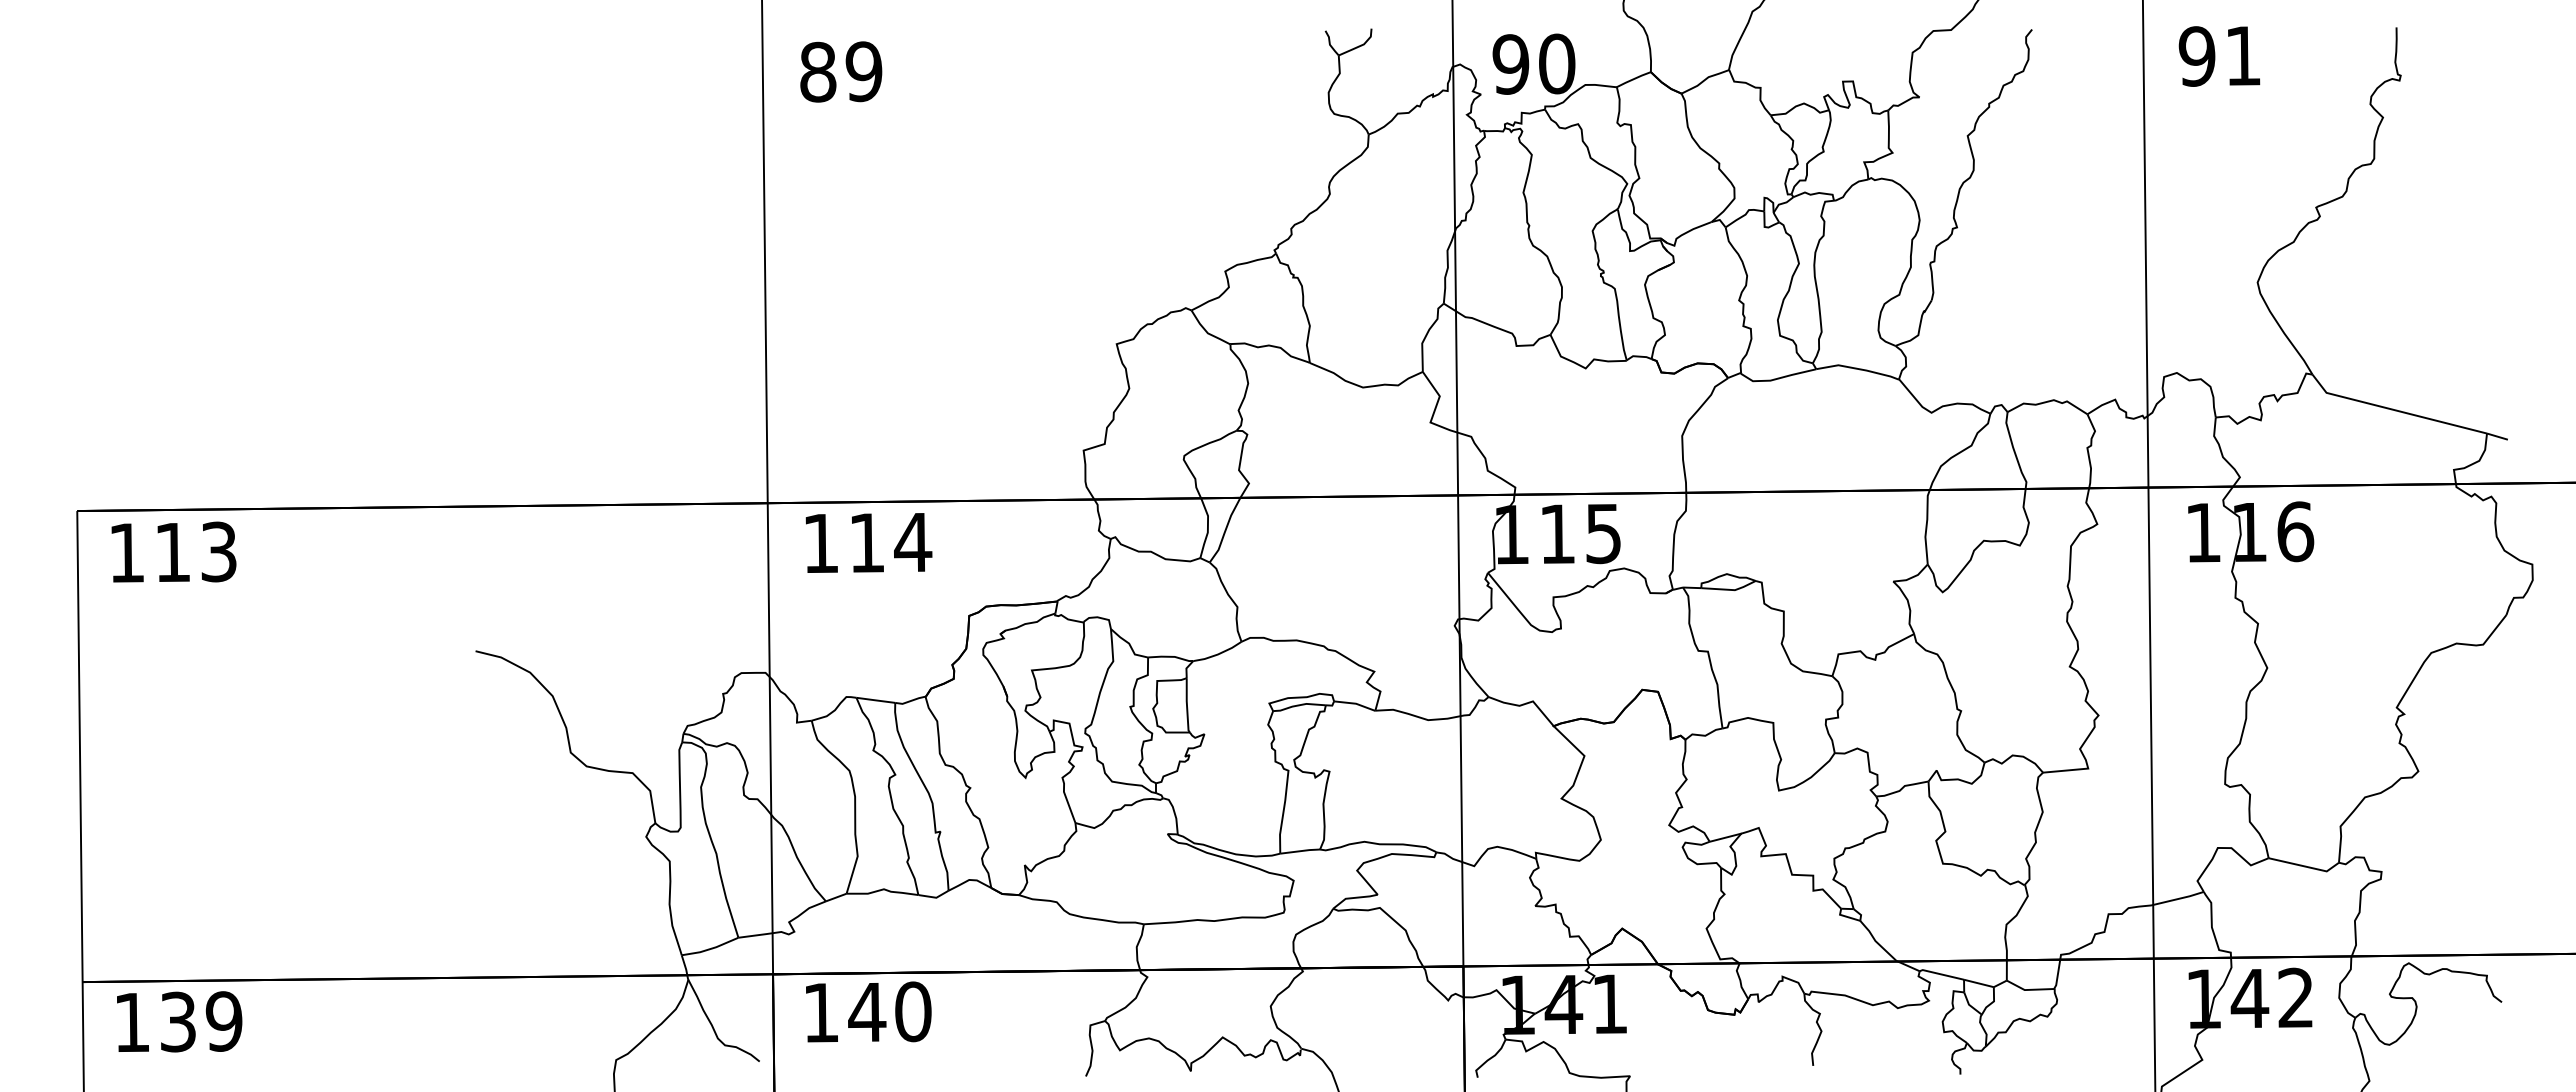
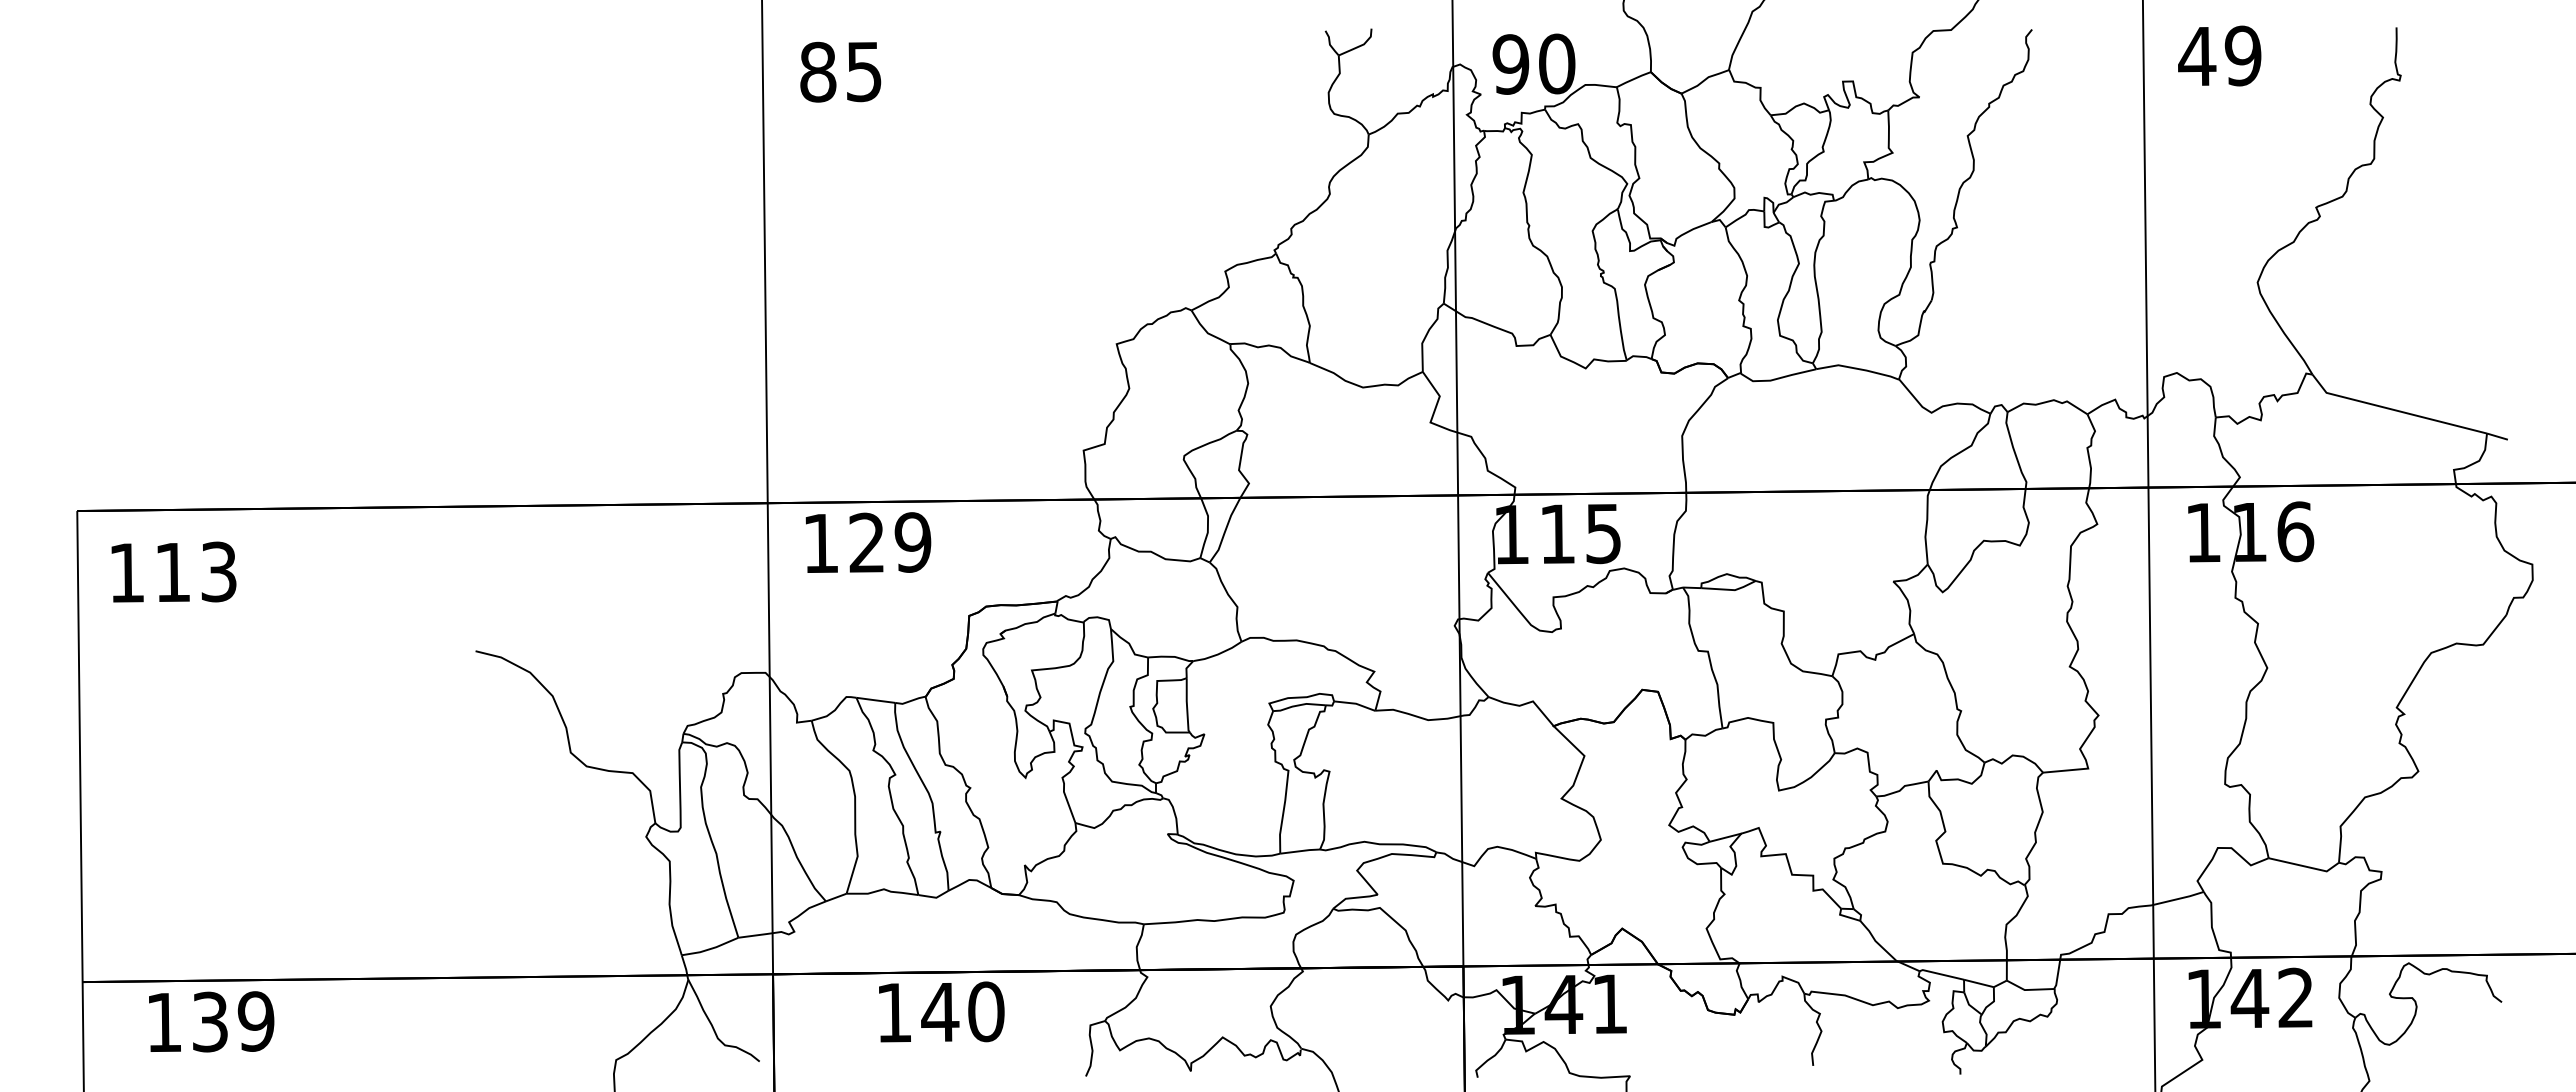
text: 91 -> 49 (2219, 55)
text: 89 -> 85 (863, 71)
text: 114 -> 129 (890, 542)
text position: (173, 551) -> (173, 571) (173, 571)
text position: (868, 1011) -> (941, 1011) (941, 1011)
text position: (179, 1021) -> (211, 1021) (211, 1021)
